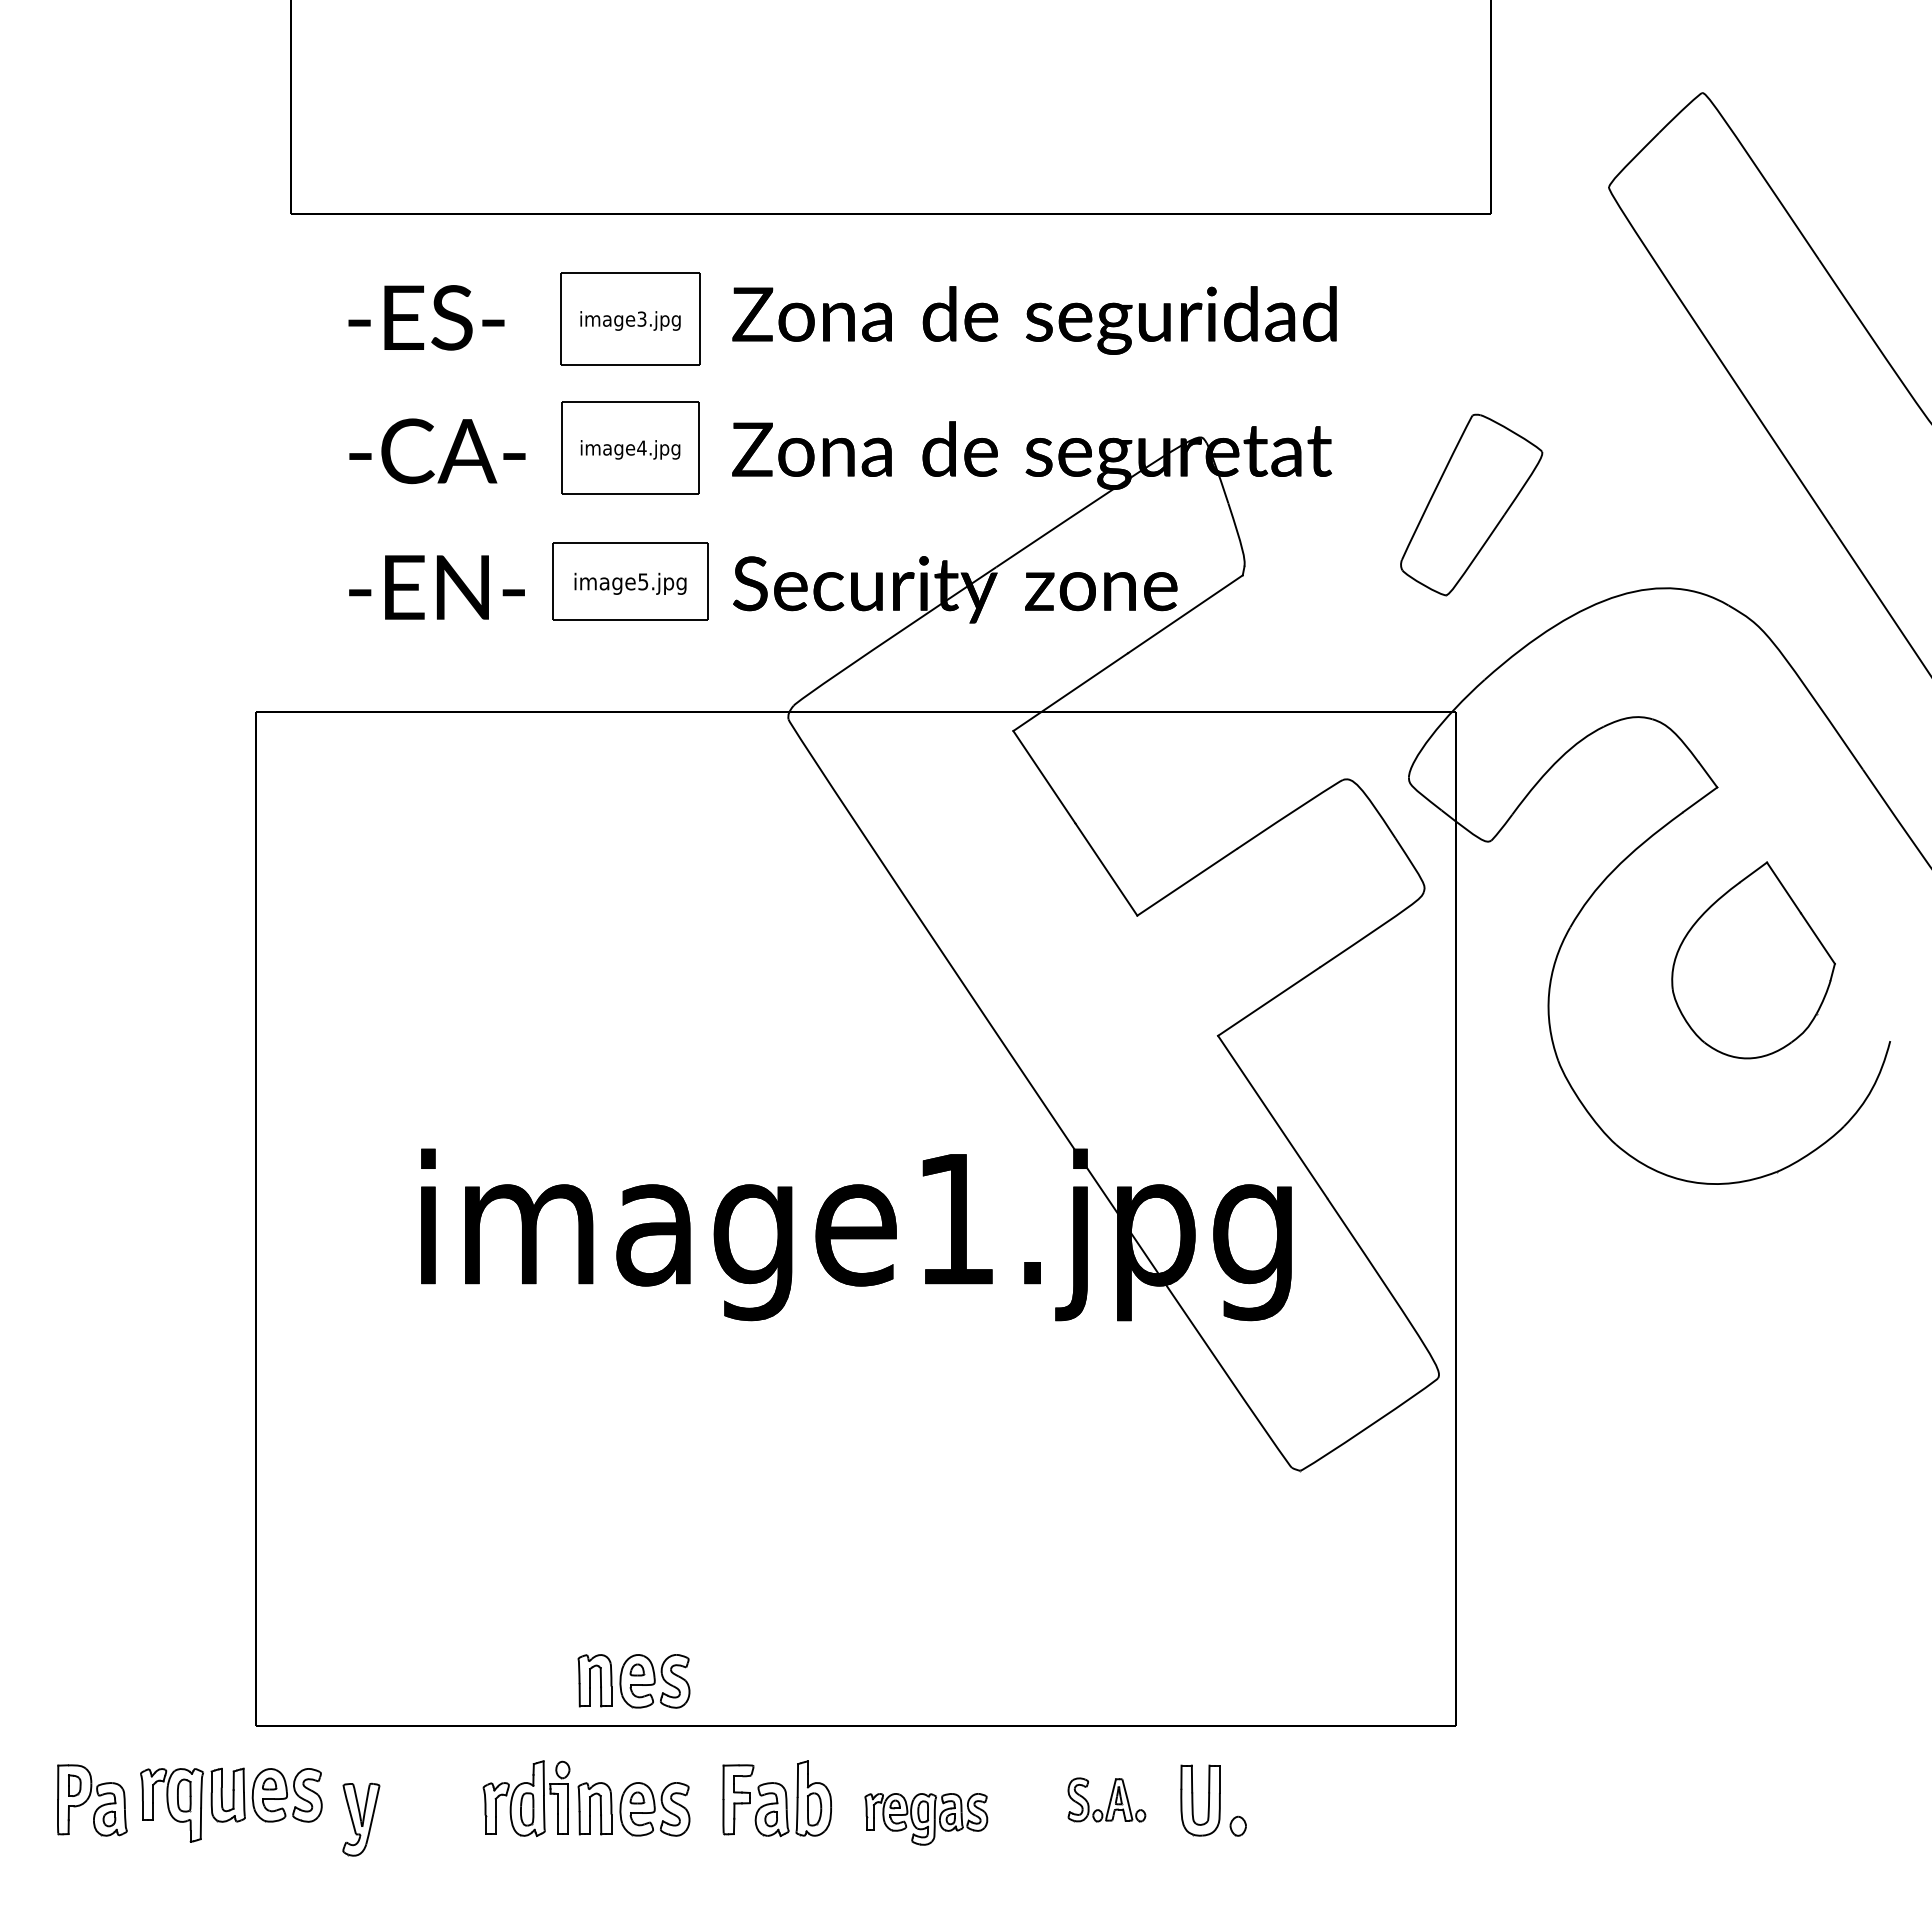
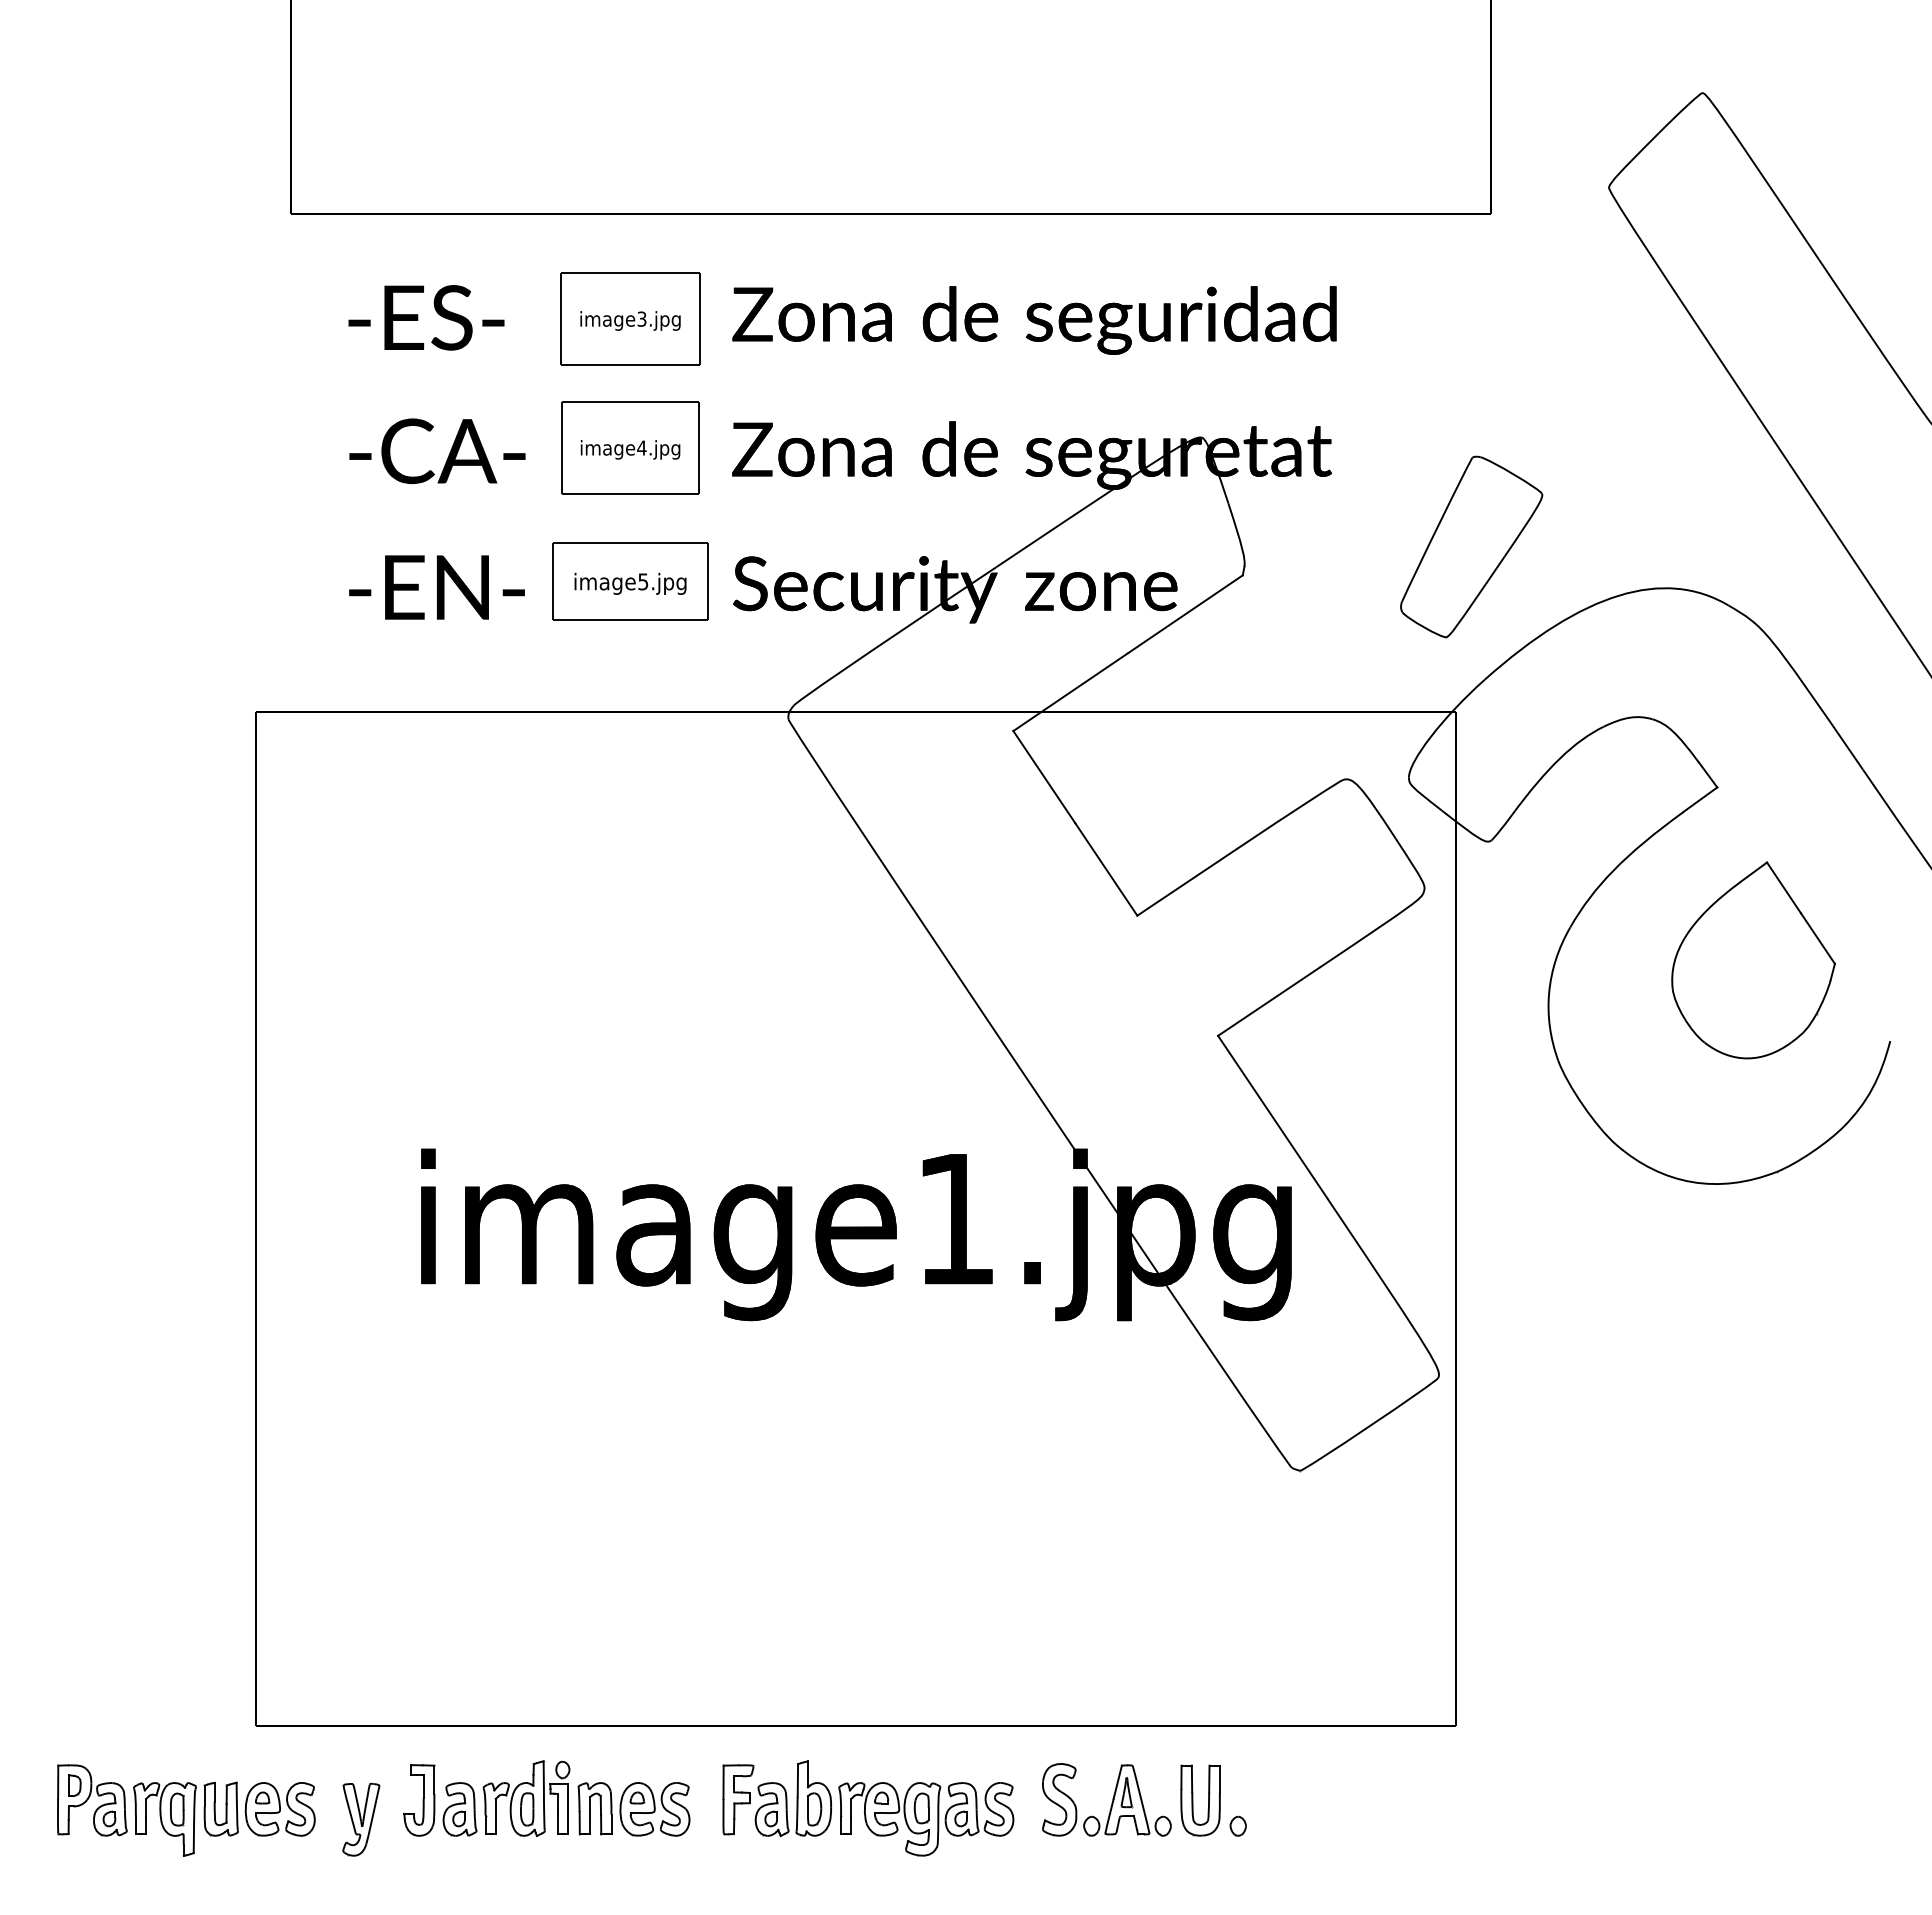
part position: (1471, 504) -> (1471, 546) (1471, 546)
part: present -> none (633, 1681)
part size: 80x46 px -> 130x74 px (1106, 1799)
part: none -> present (440, 1800)
part position: (231, 1804) -> (224, 1818) (224, 1818)
part size: 125x53 px -> 177x75 px (926, 1819)
